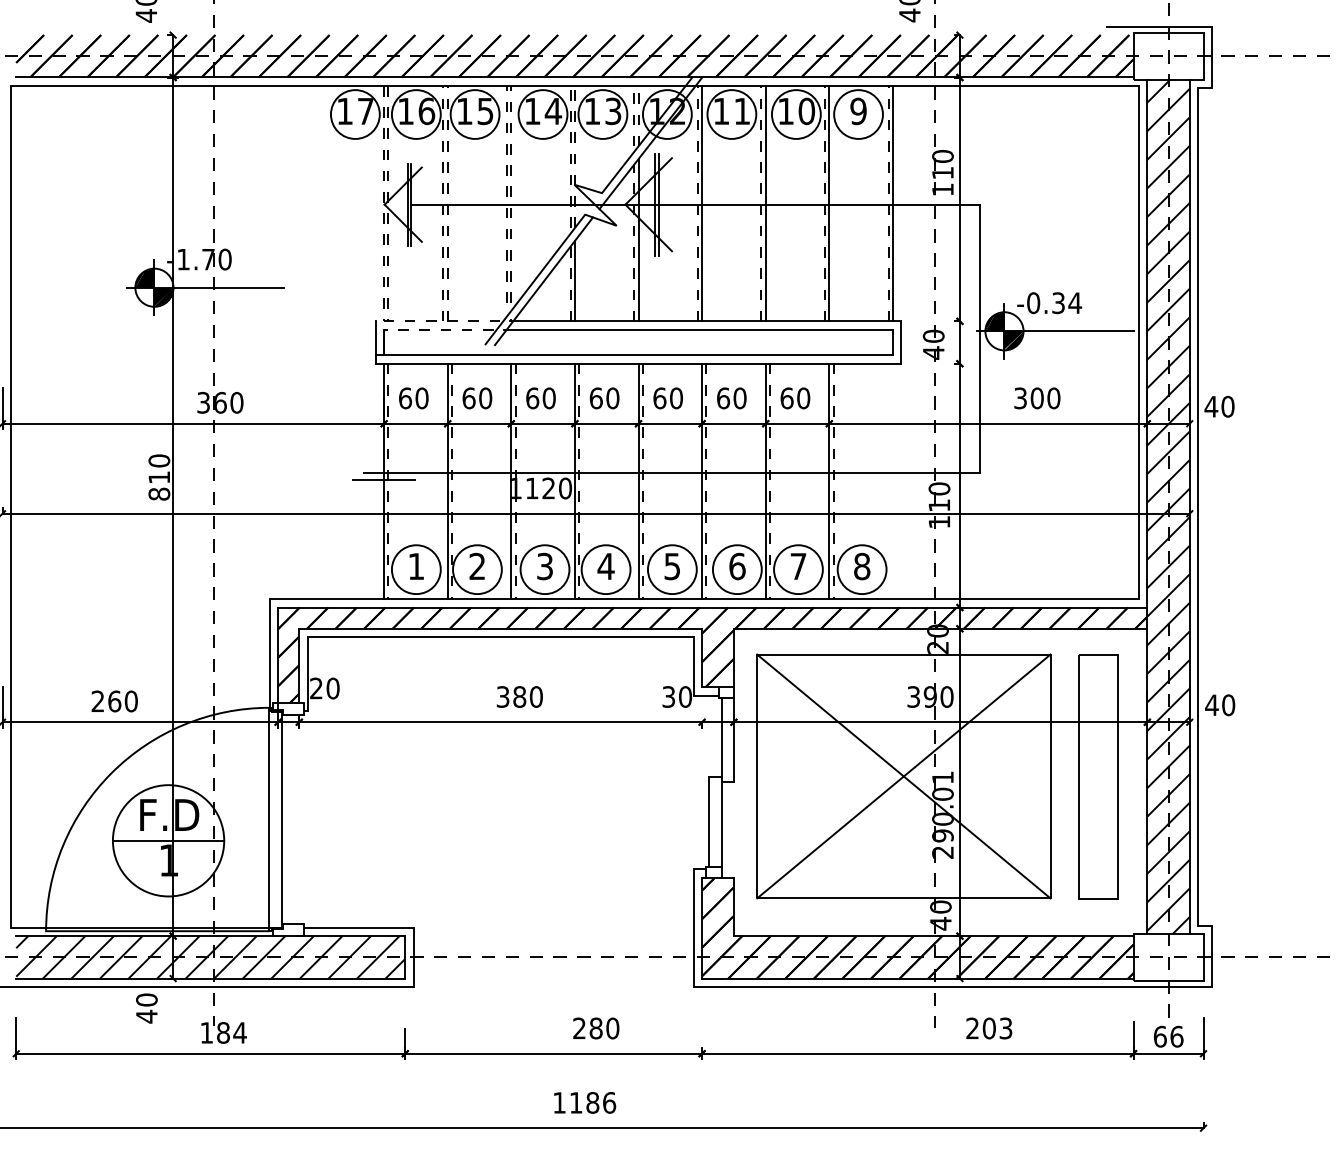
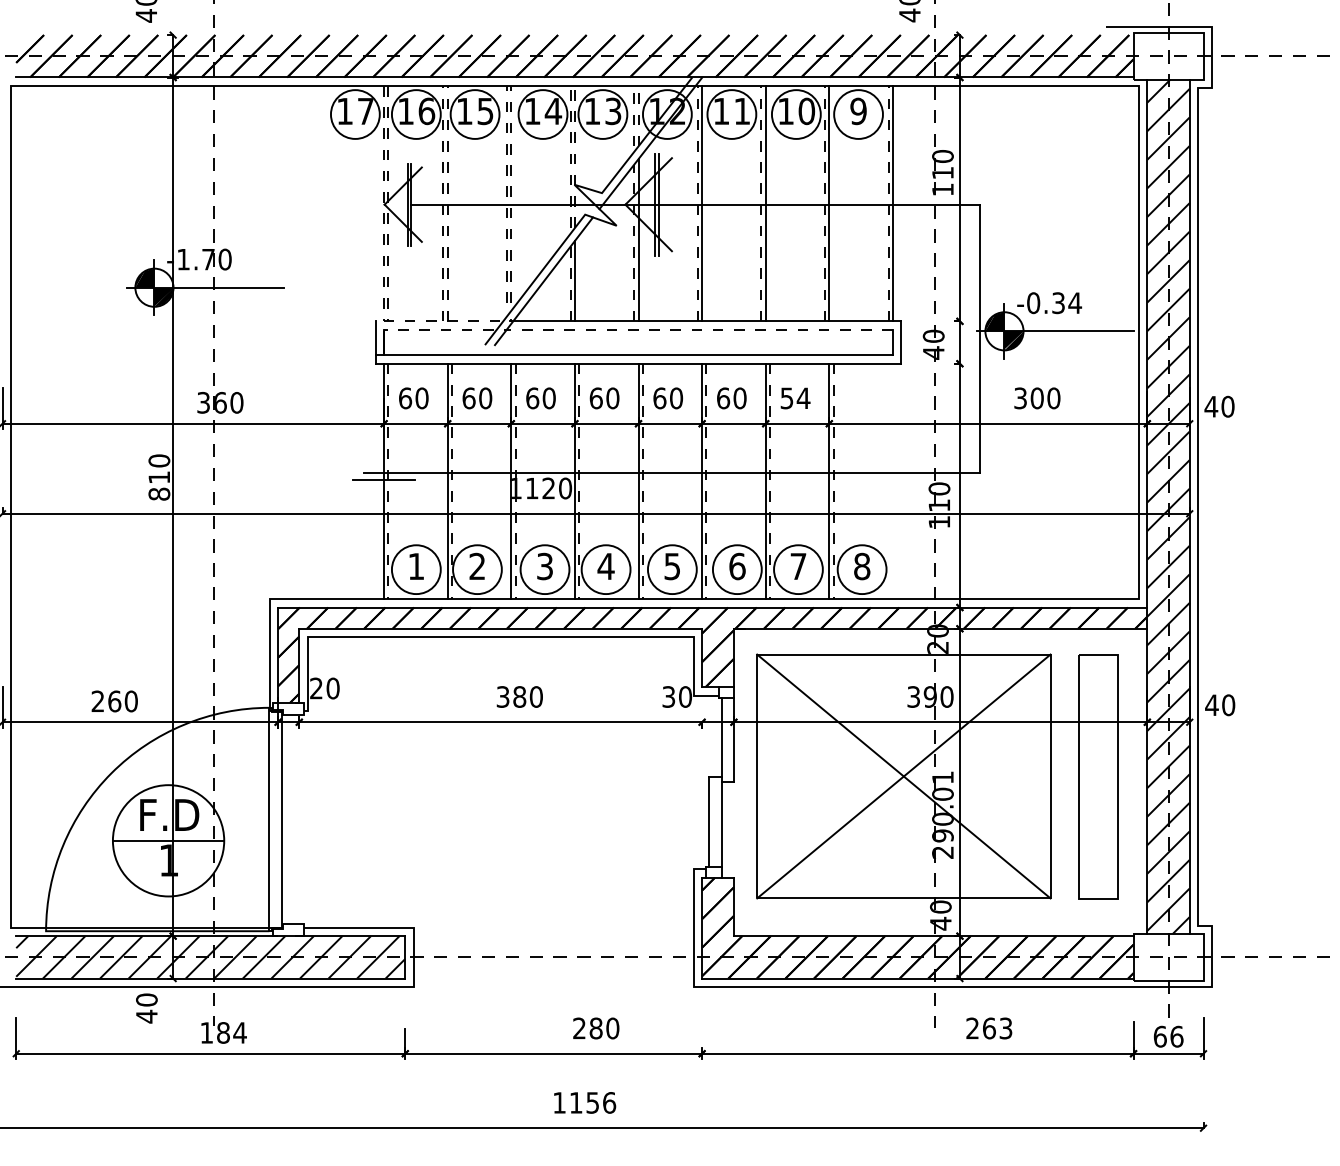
line: solid -> dashed (698, 329)
text: 60 -> 54 (795, 398)
text: 203 -> 263 (988, 1028)
text: 1186 -> 1156 (592, 1102)
